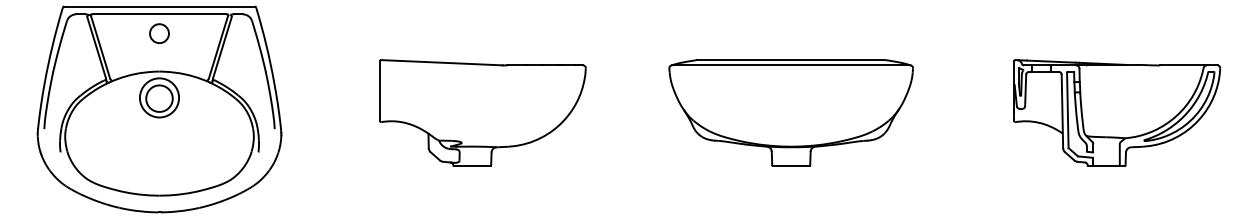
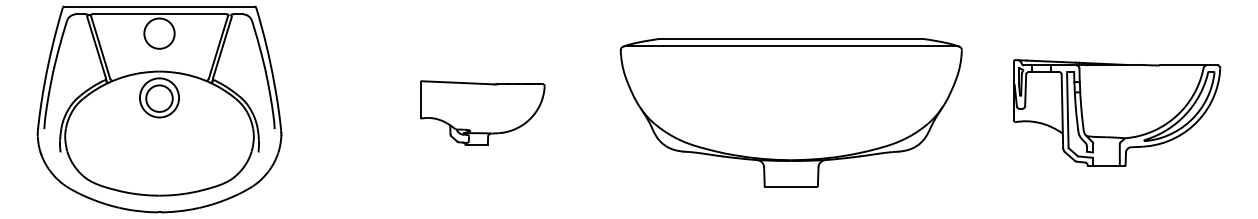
circle diameter: 19 px -> 30 px (159, 33)
part size: 208x108 px -> 126x66 px (482, 112)
part size: 246x108 px -> 344x150 px (790, 112)
